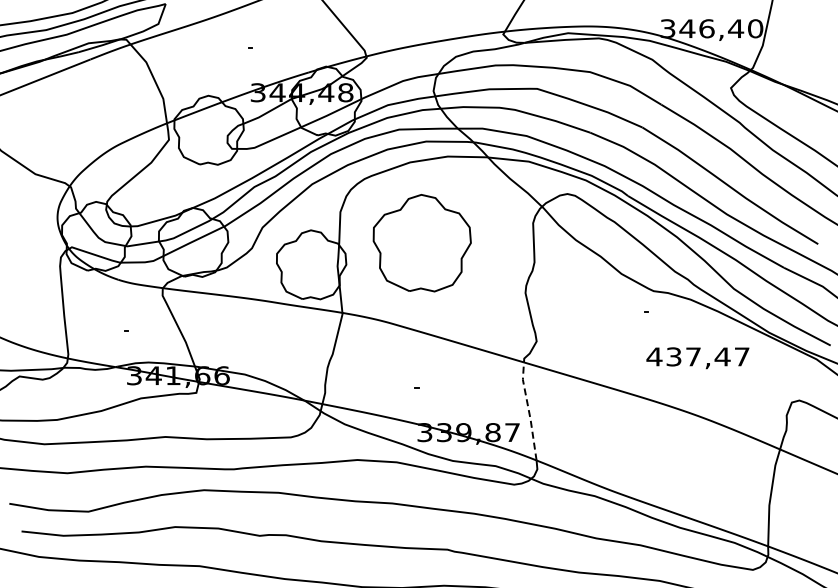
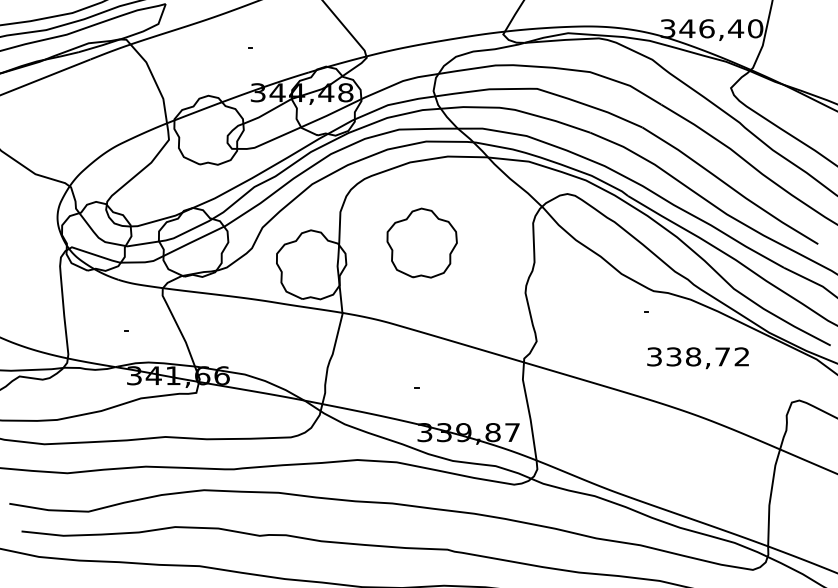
part size: 100x99 px -> 72x72 px (421, 242)
text: 437,47 -> 338,72 (697, 356)
line: dashed -> solid (528, 411)
